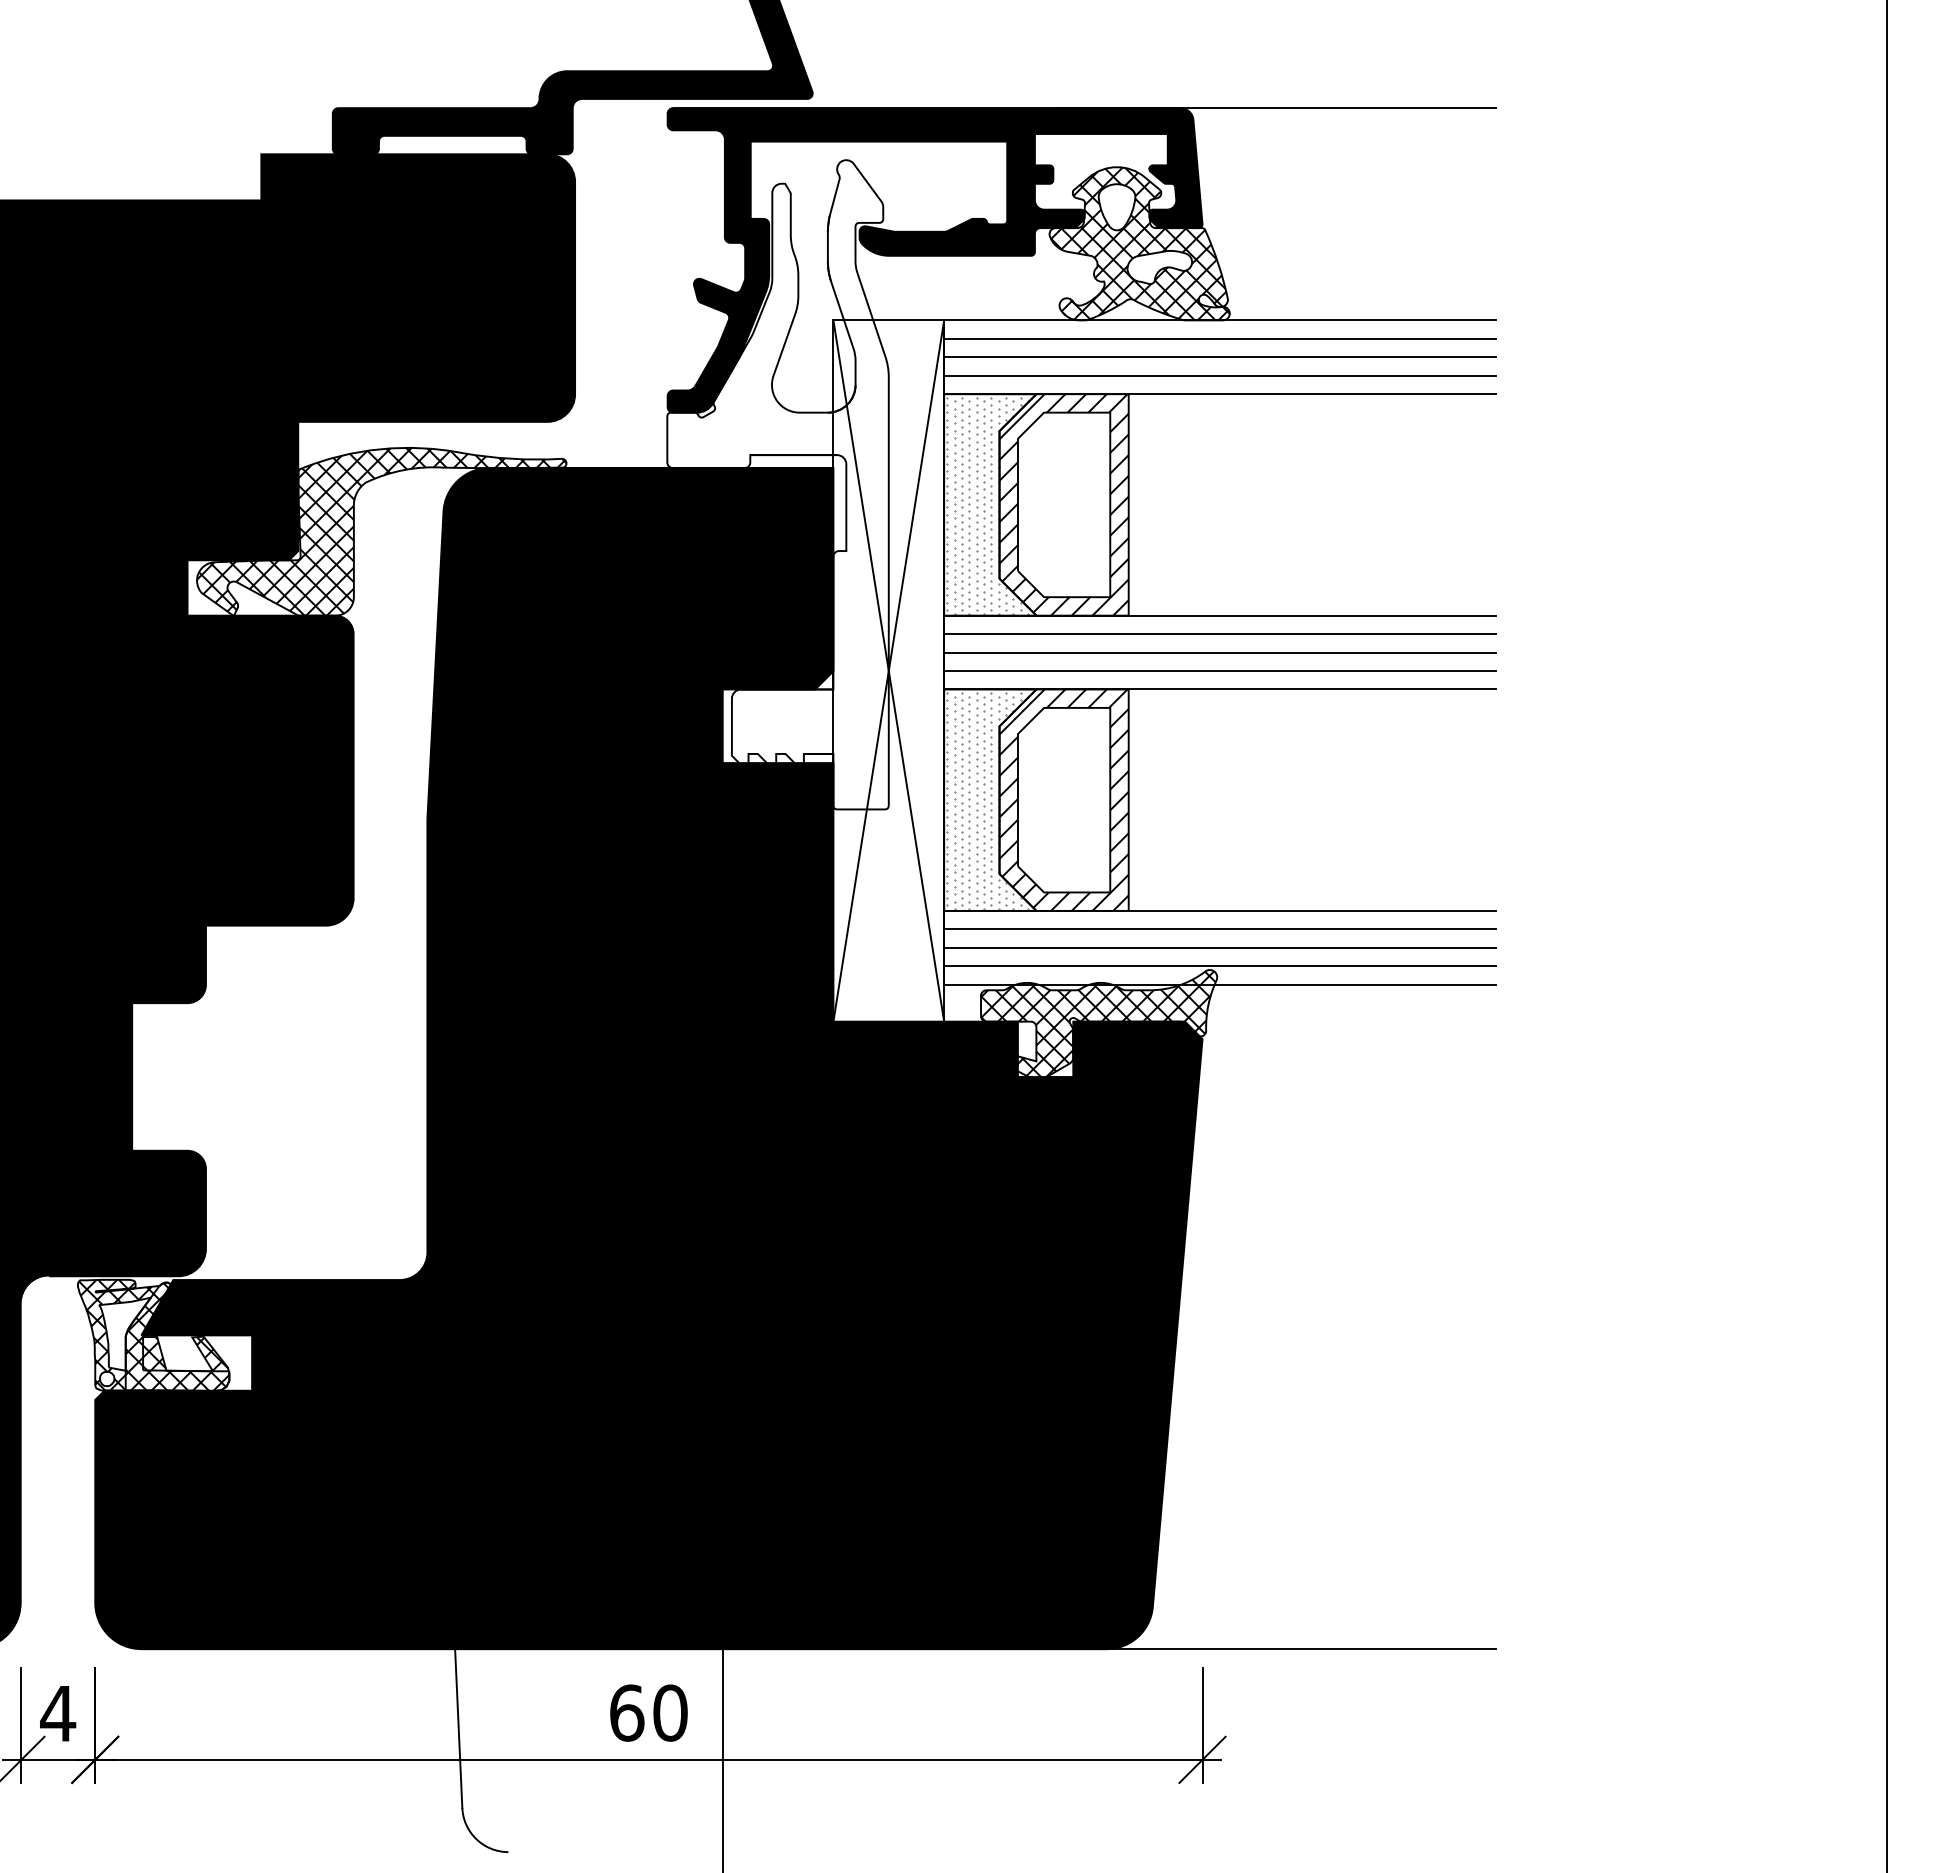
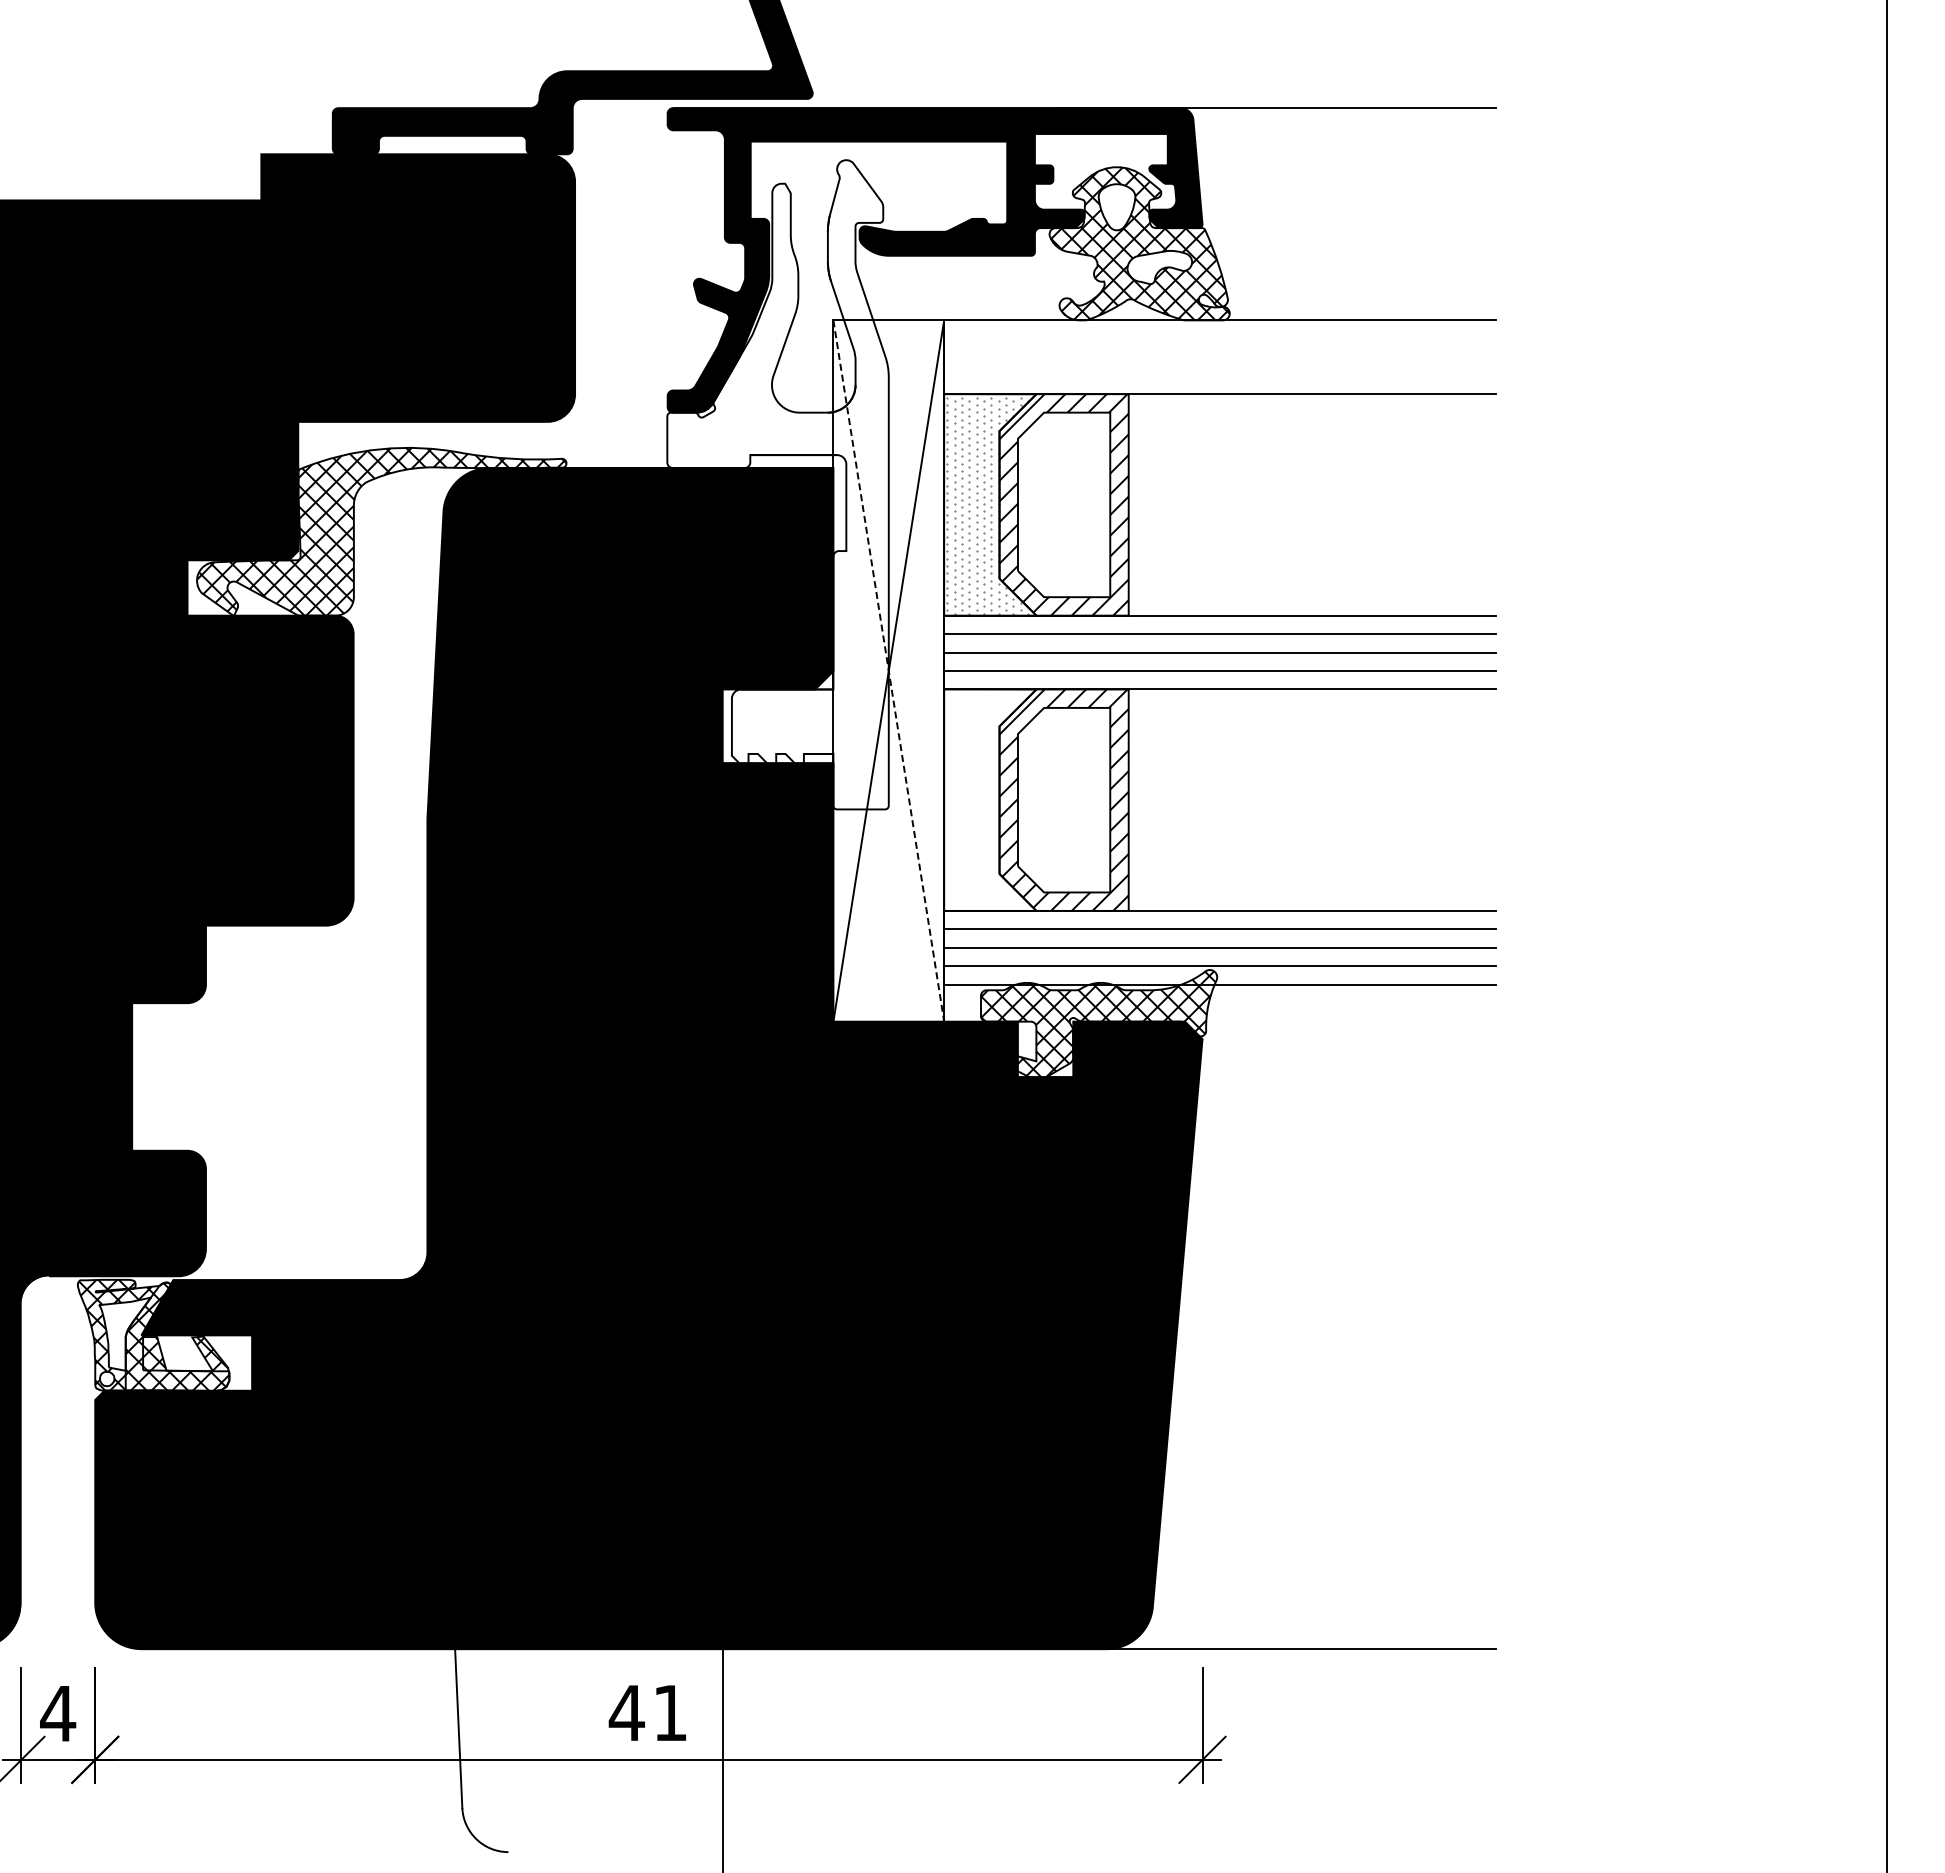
line: present -> none (1220, 338)
line: present -> none (1220, 357)
line: present -> none (1220, 375)
line: solid -> dashed (888, 671)
hatch: present -> none (987, 800)
text: 60 -> 41 (647, 1712)
